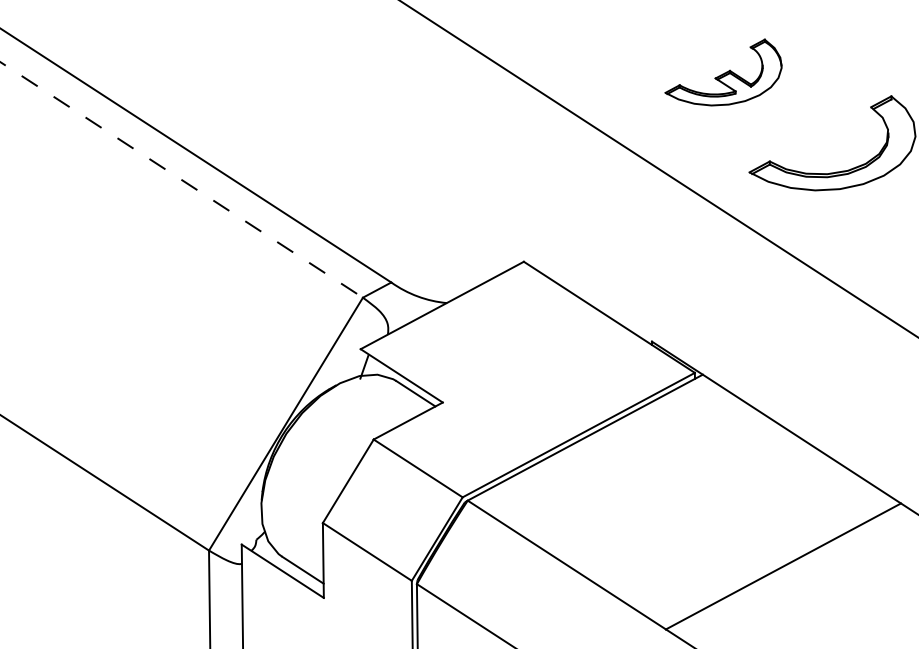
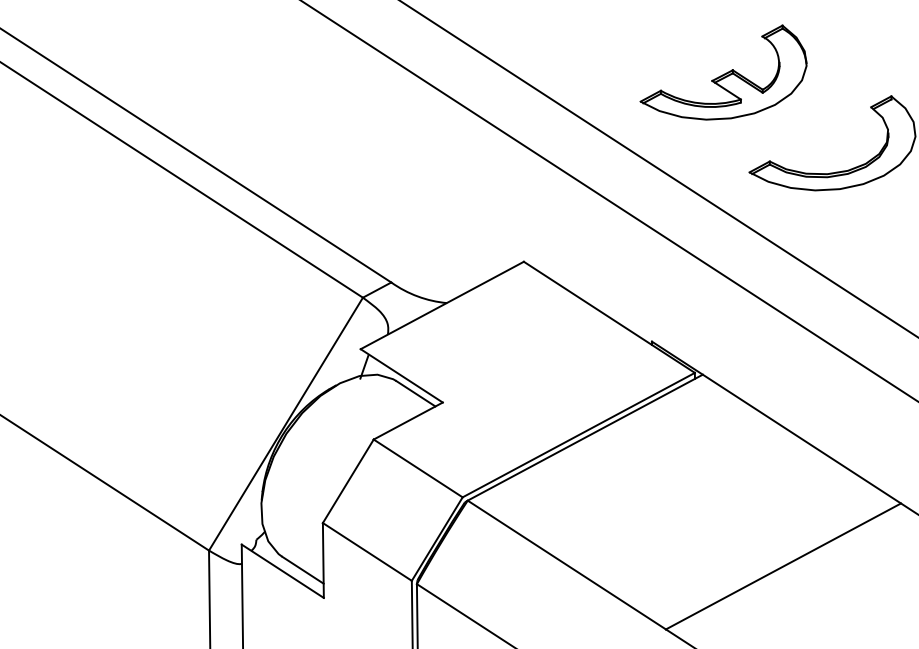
part size: 119x69 px -> 169x97 px (723, 72)
line: dashed -> solid (181, 180)
line: none -> present (609, 201)
